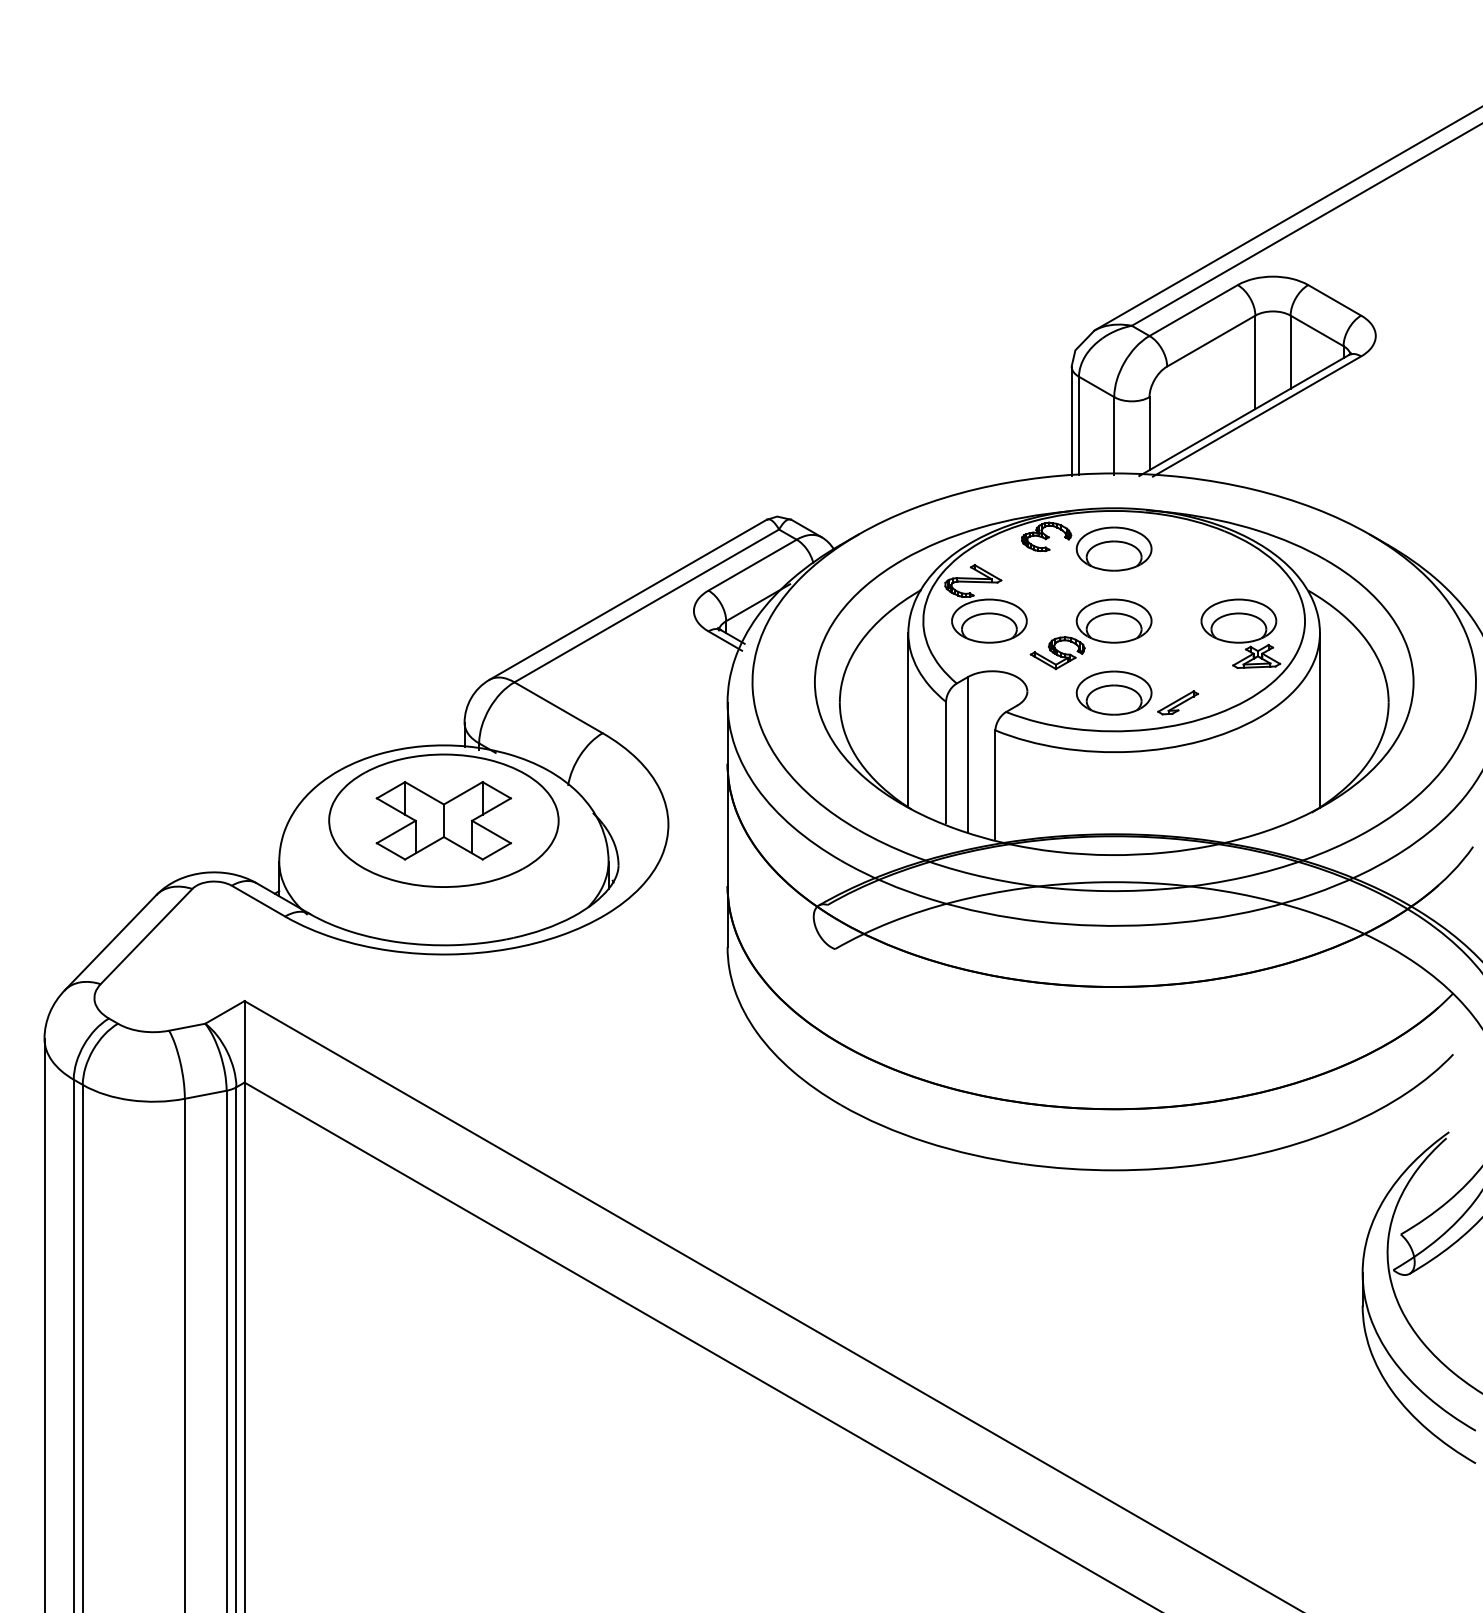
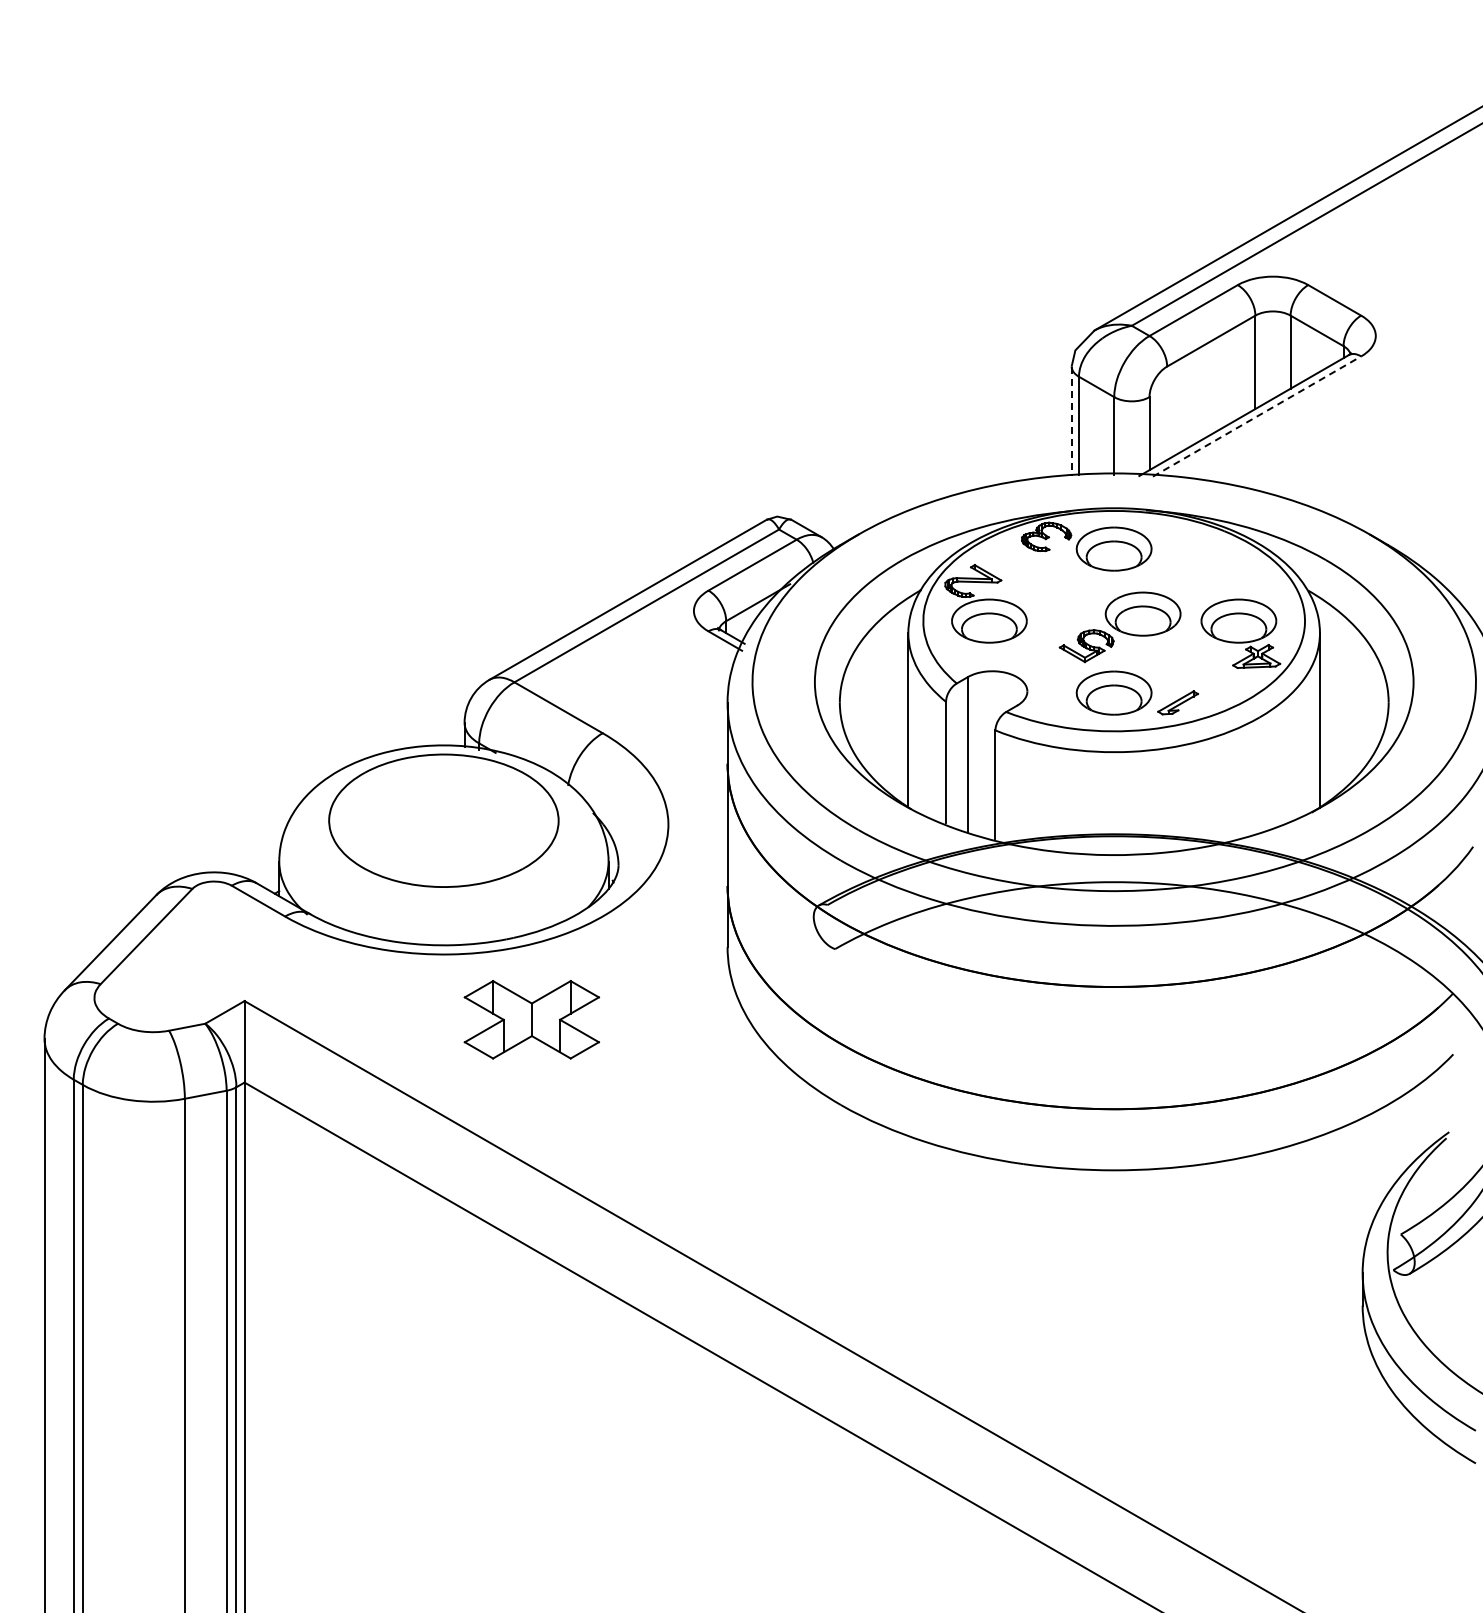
line: solid -> dashed (1257, 416)
line: solid -> dashed (1071, 421)
part position: (1090, 634) -> (1119, 627) (1119, 627)
part position: (443, 820) -> (531, 1019) (531, 1019)
